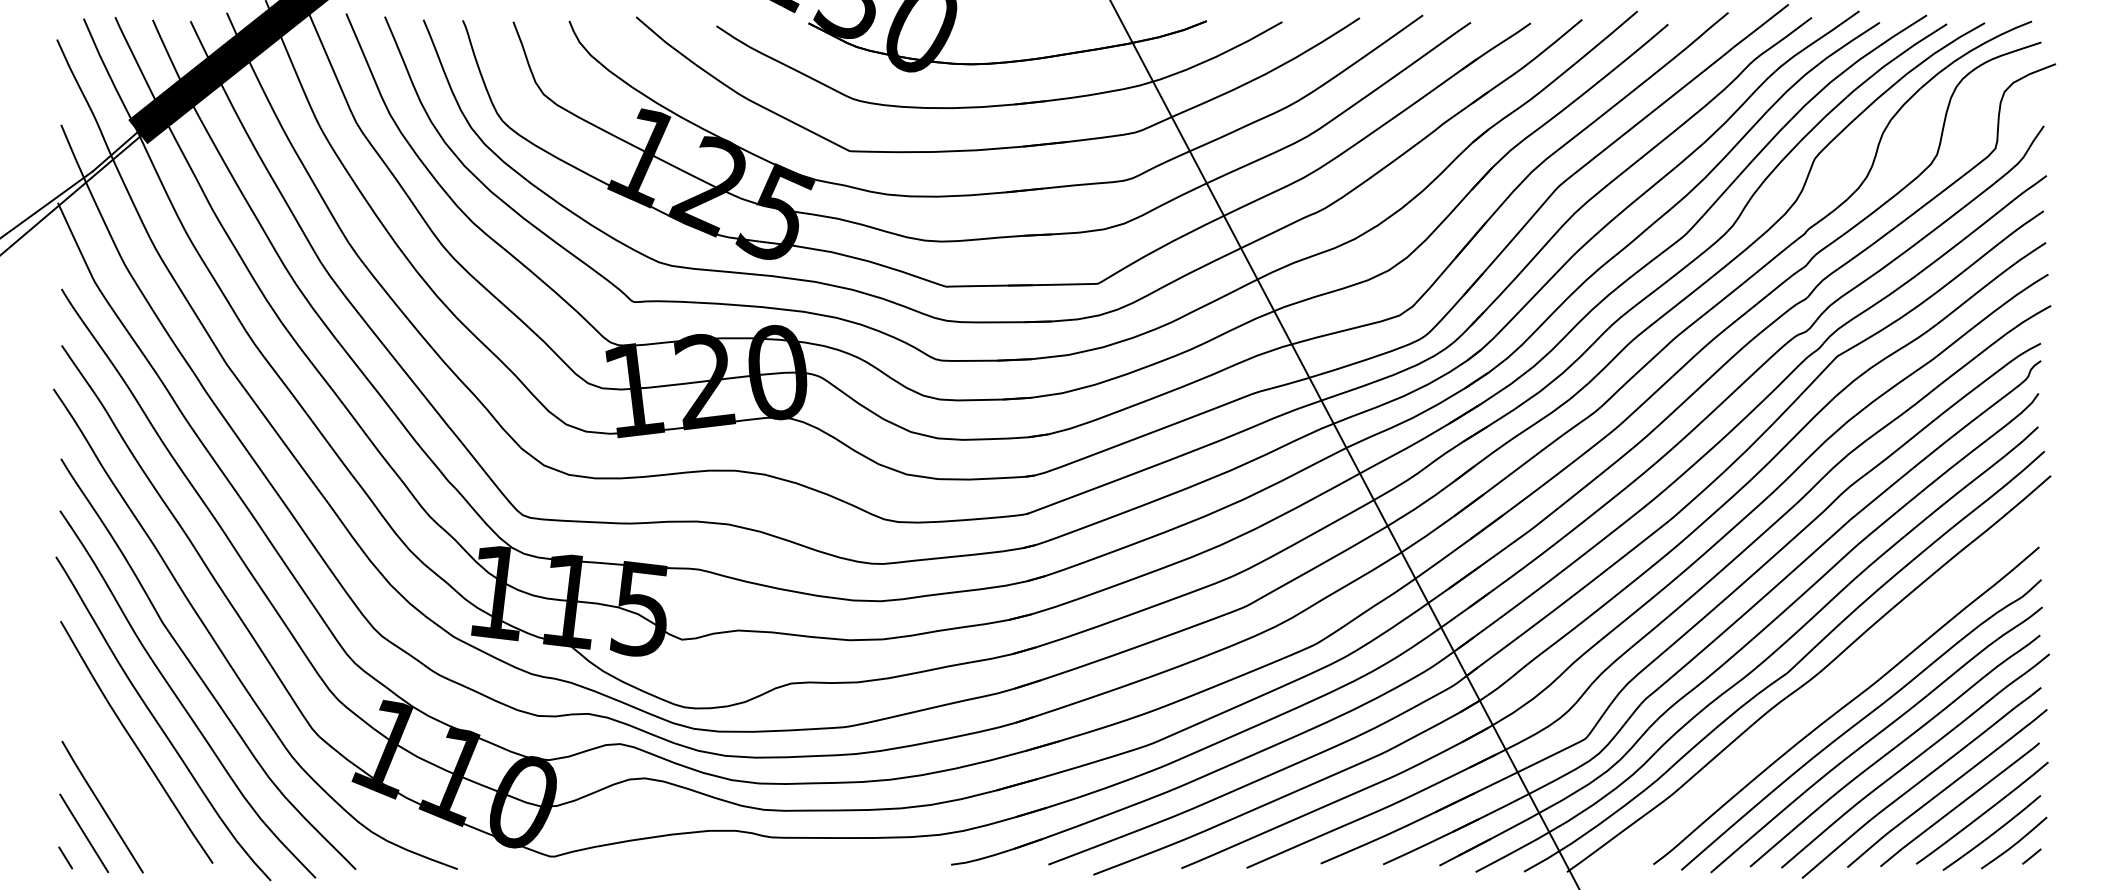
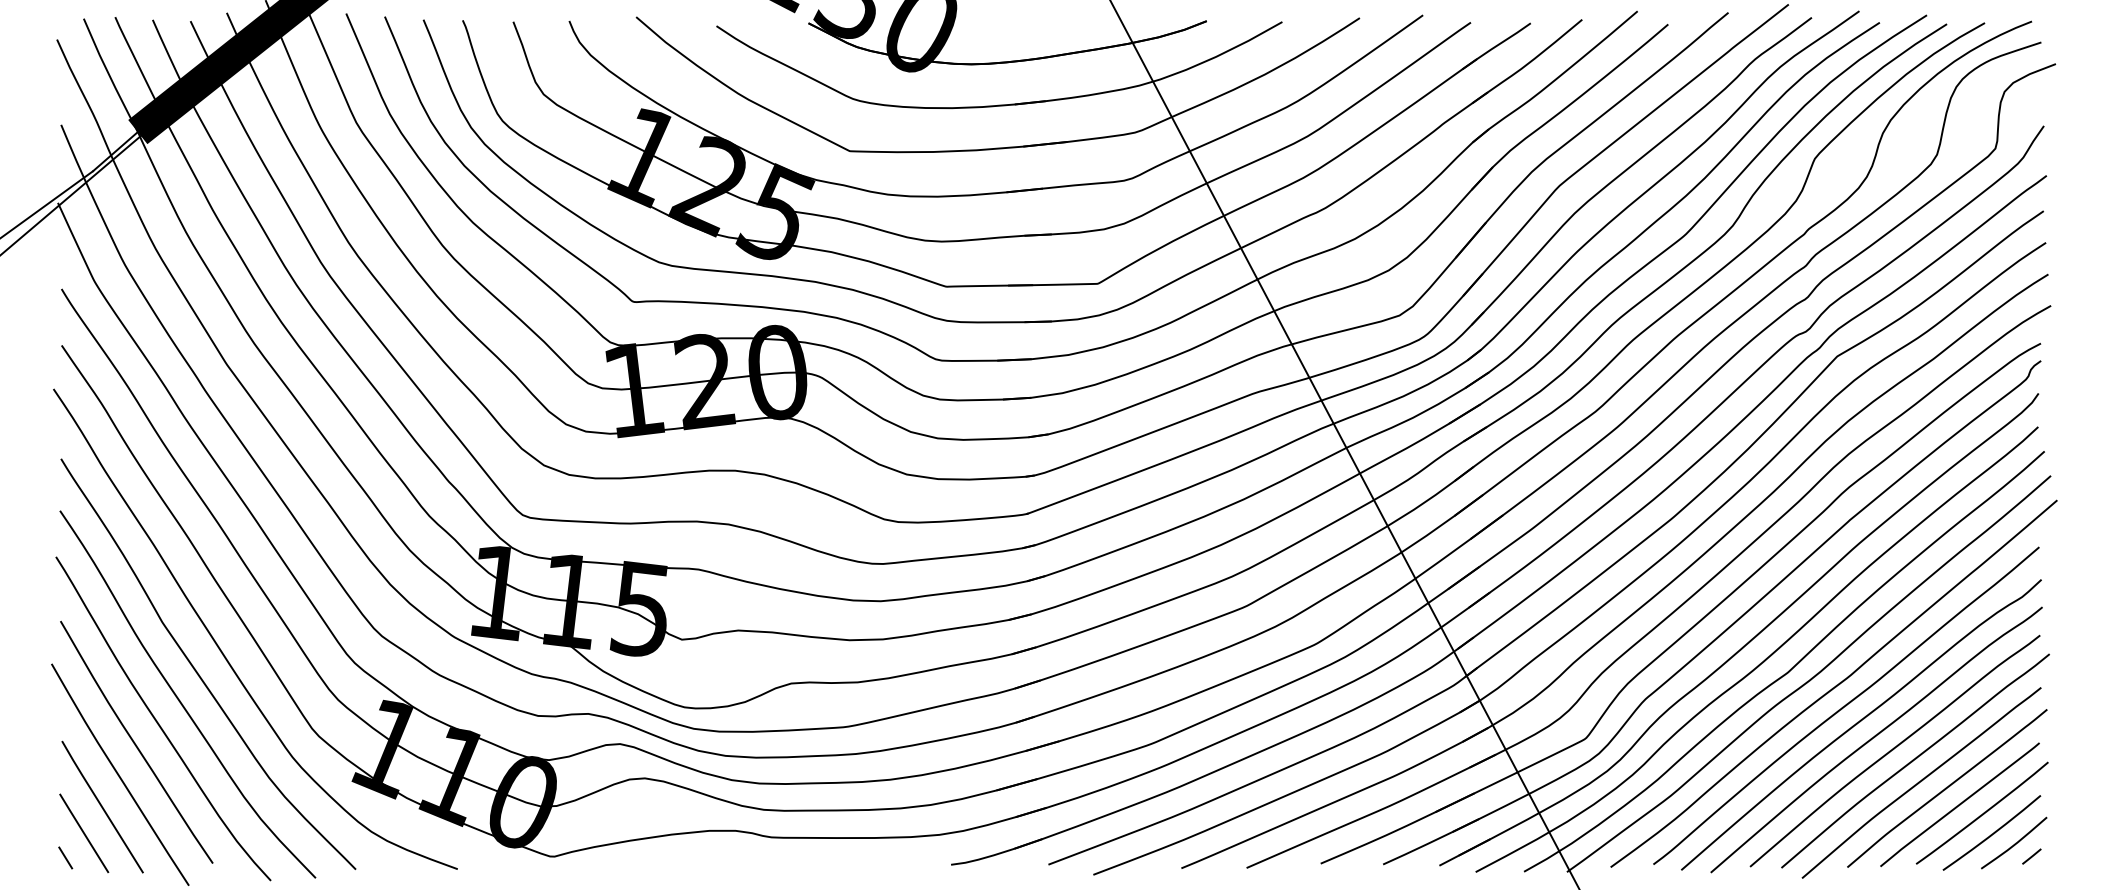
curve: none -> present (1835, 685)
curve: none -> present (119, 774)
